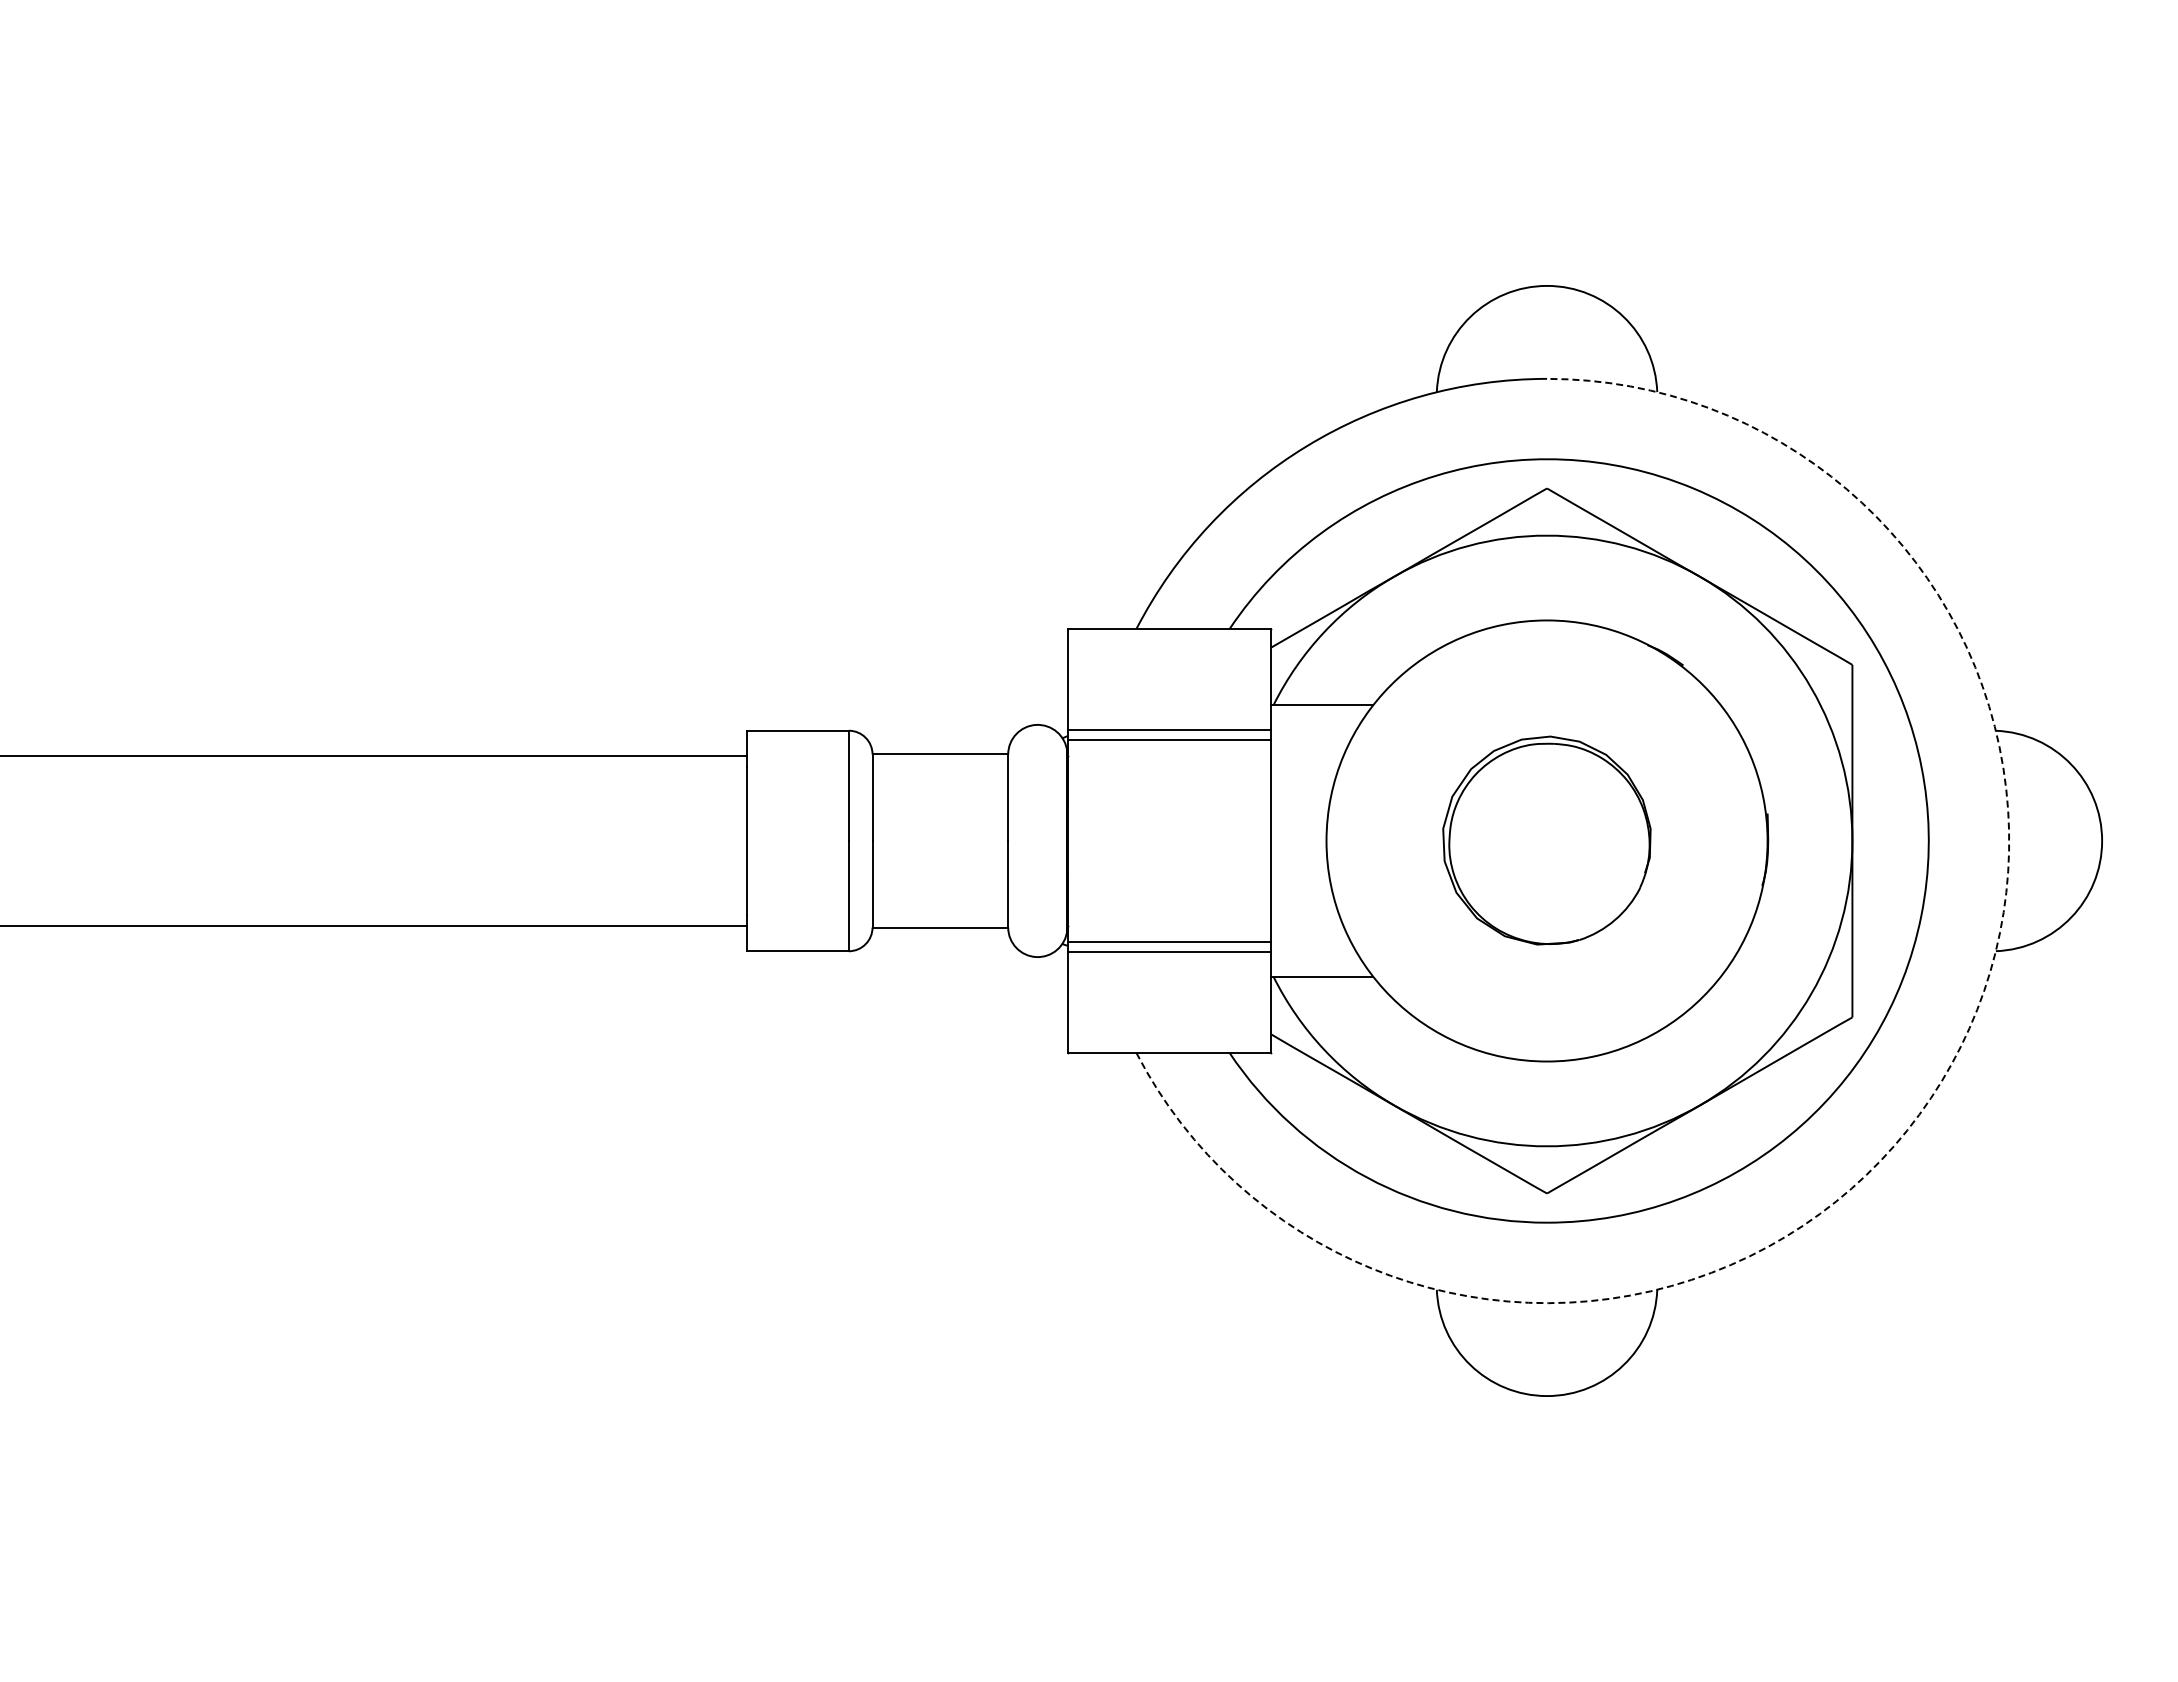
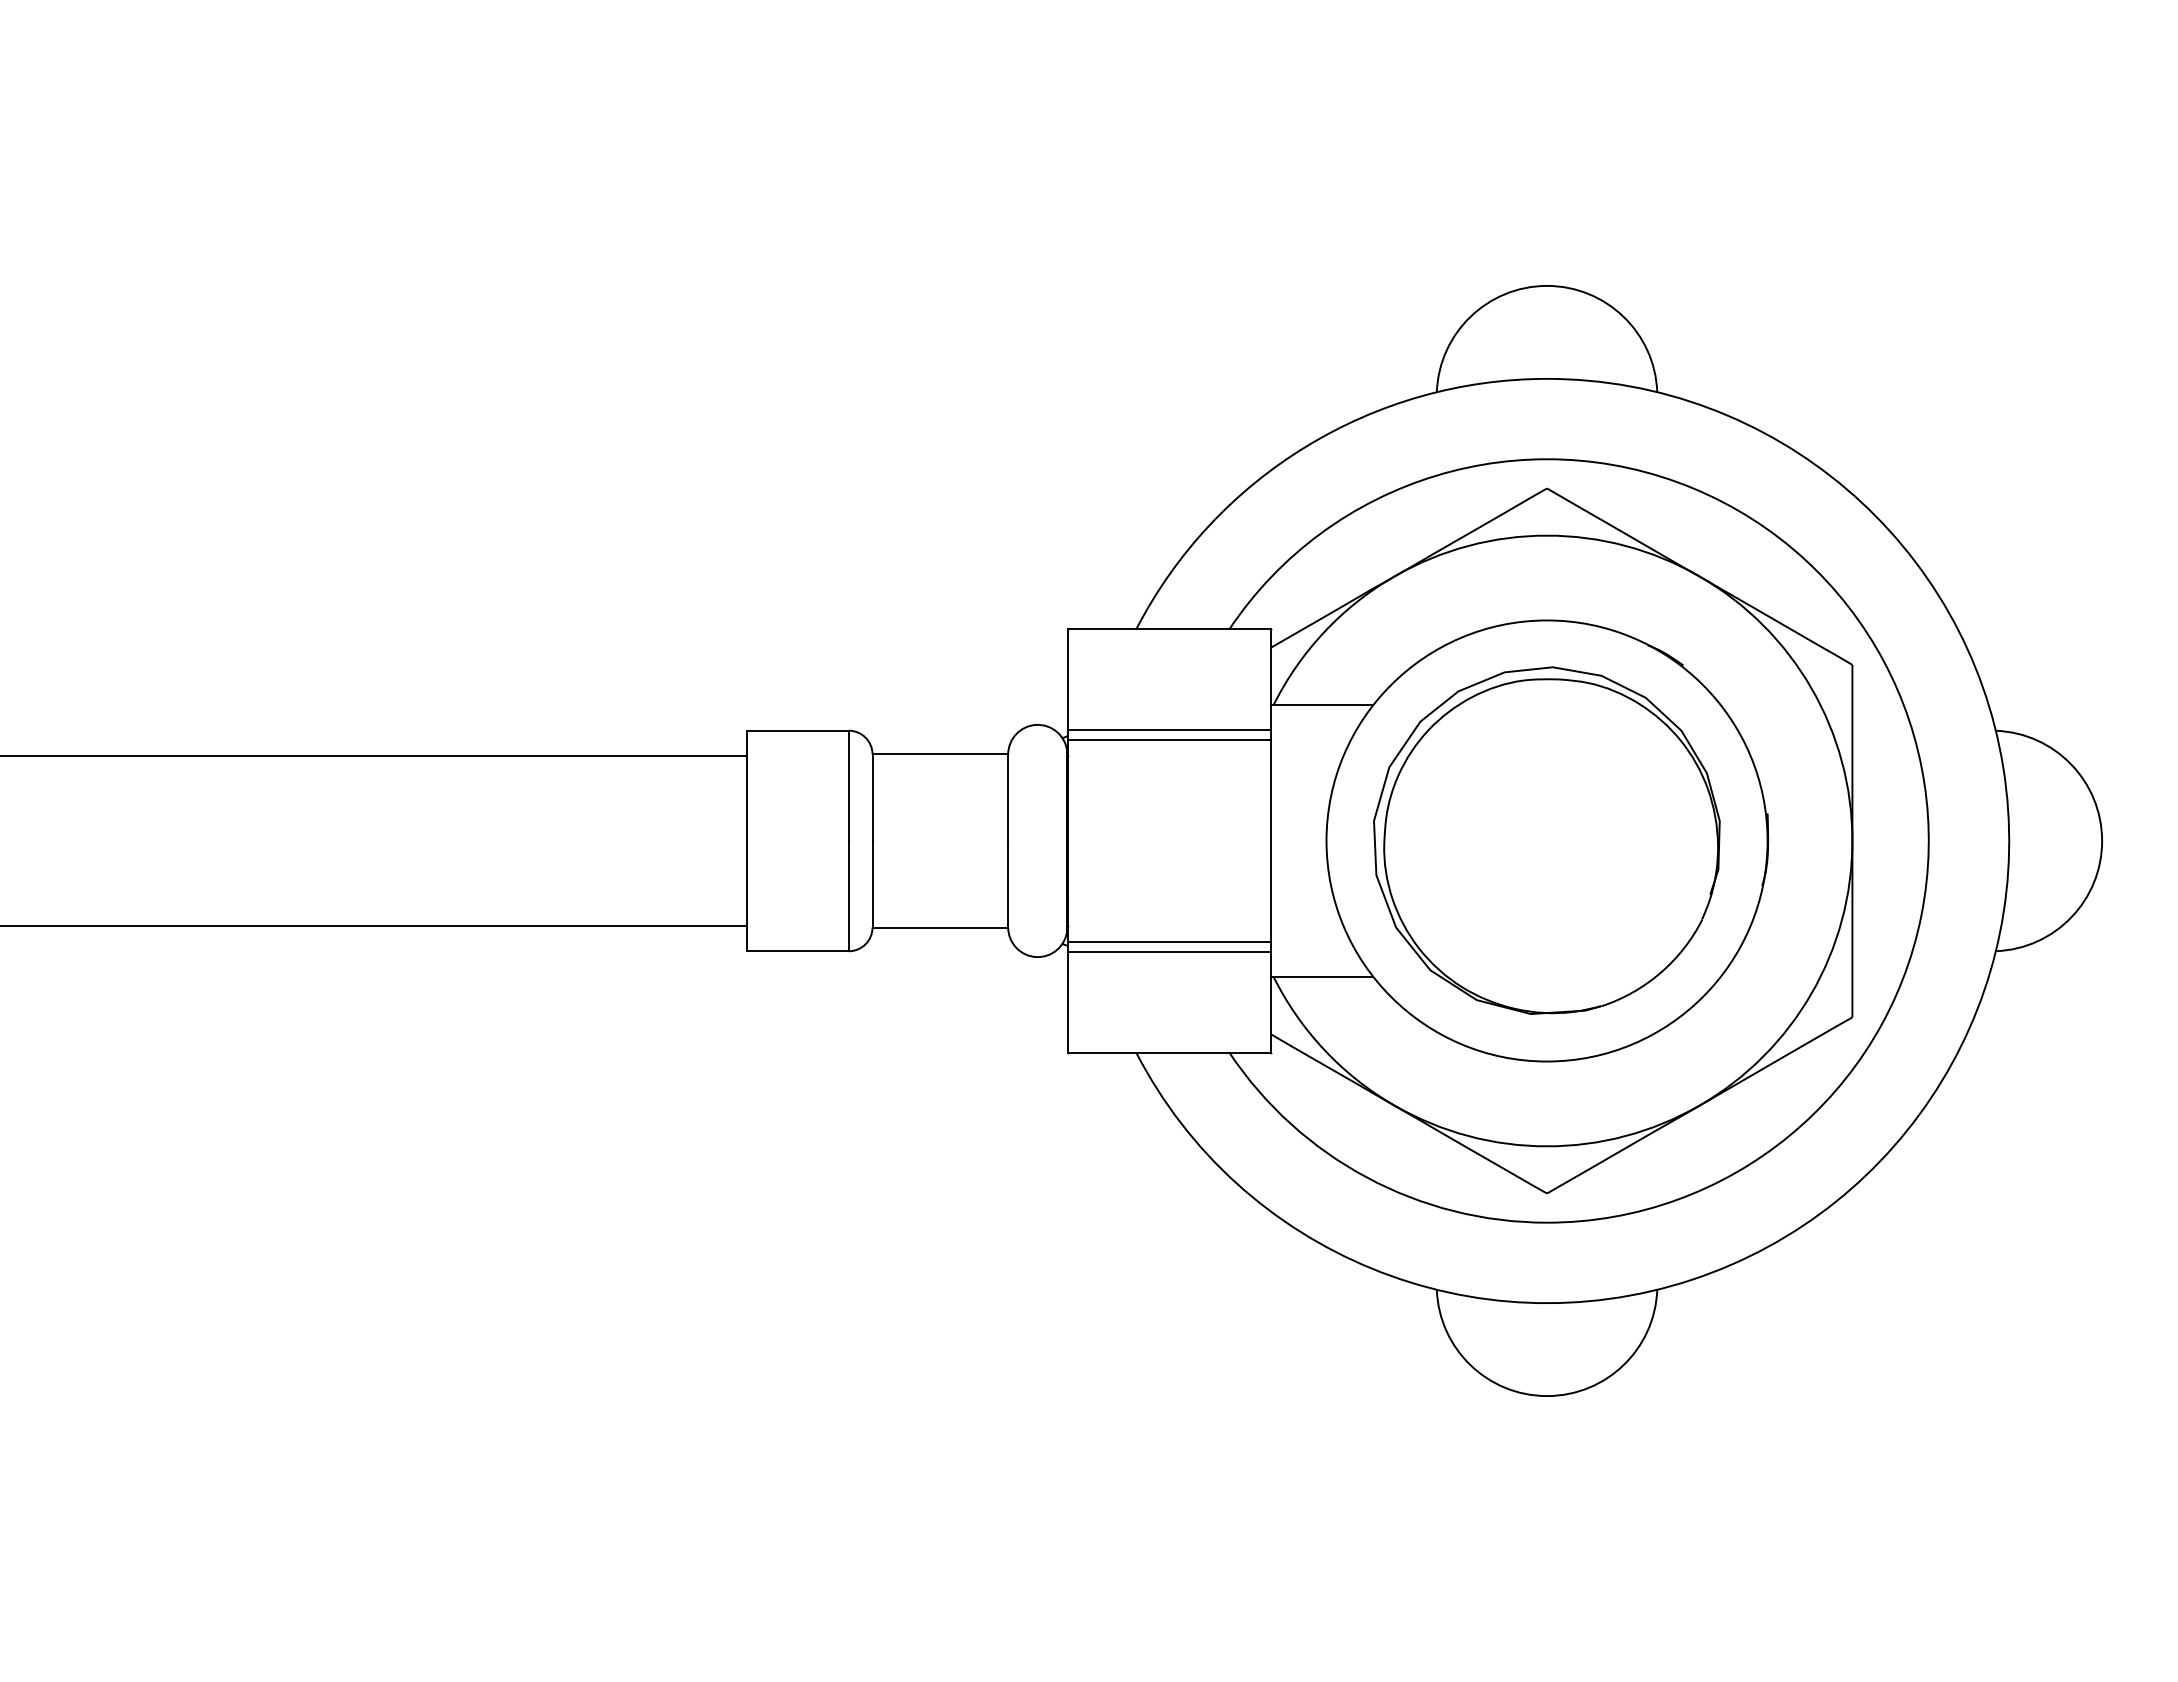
part size: 210x211 px -> 348x349 px (1546, 840)
arc: dashed -> solid (1941, 1081)
